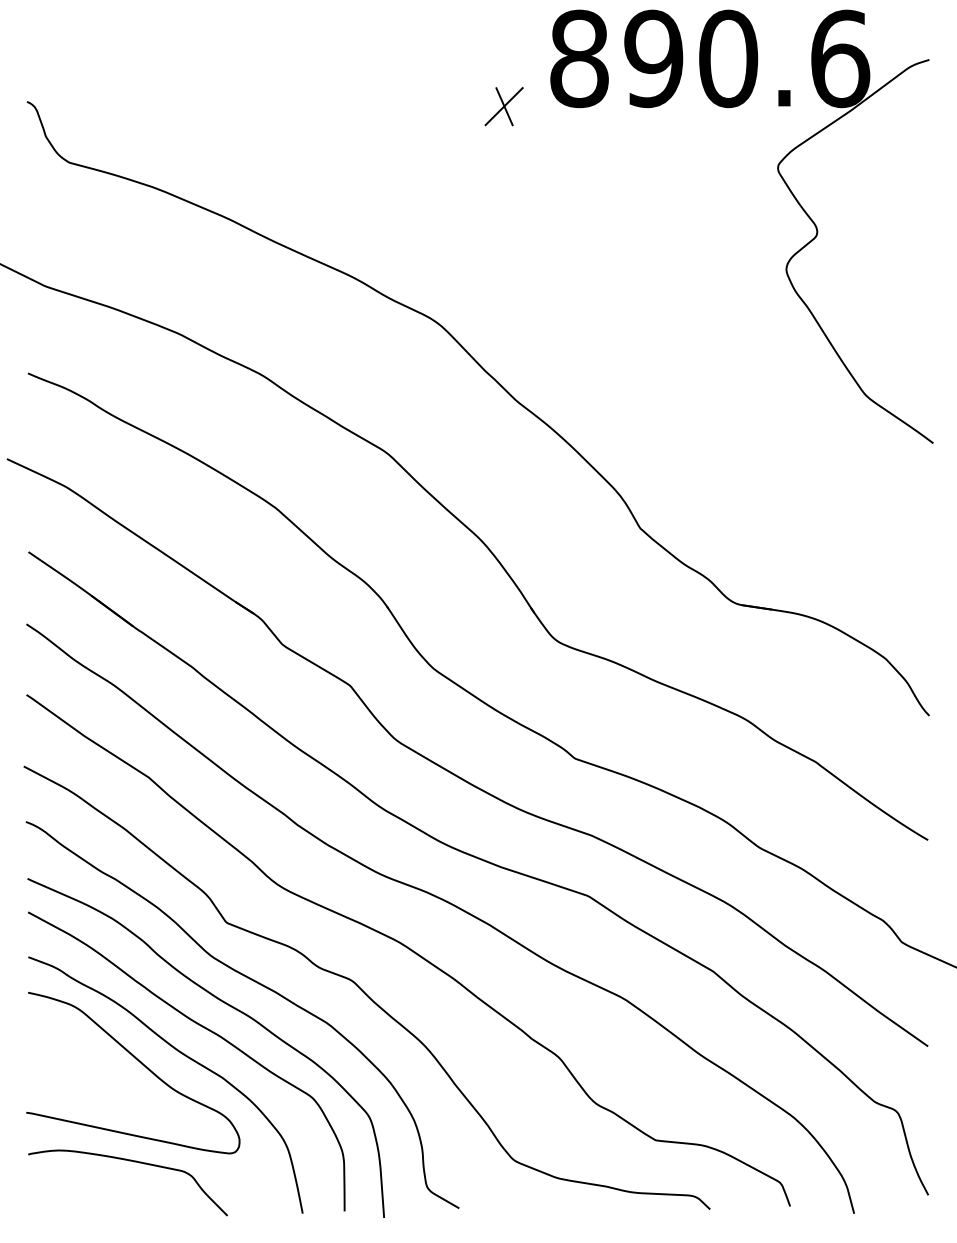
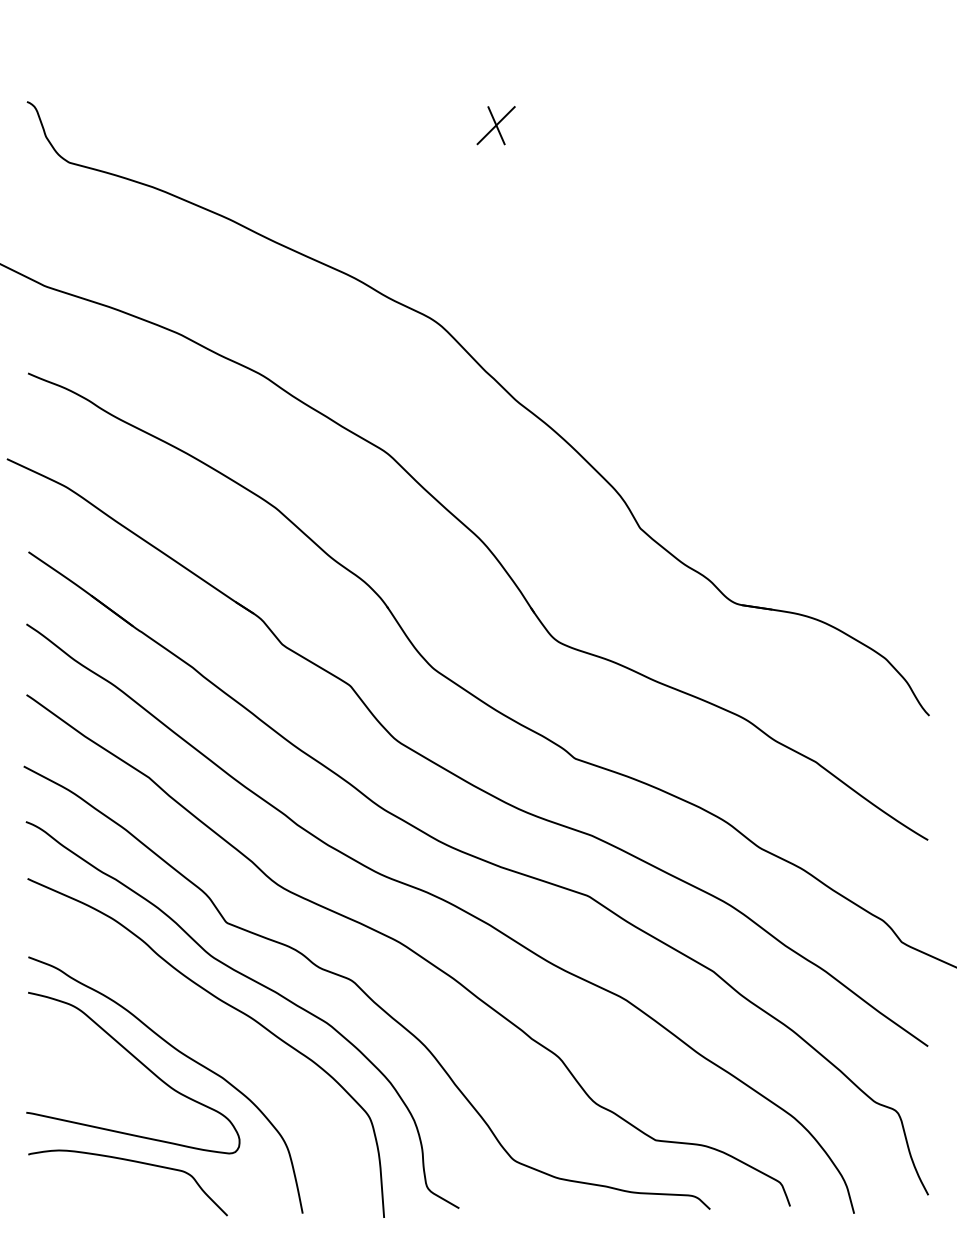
part position: (503, 106) -> (495, 125) (495, 125)
part: present -> none (789, 258)
curve: present -> none (205, 1029)
